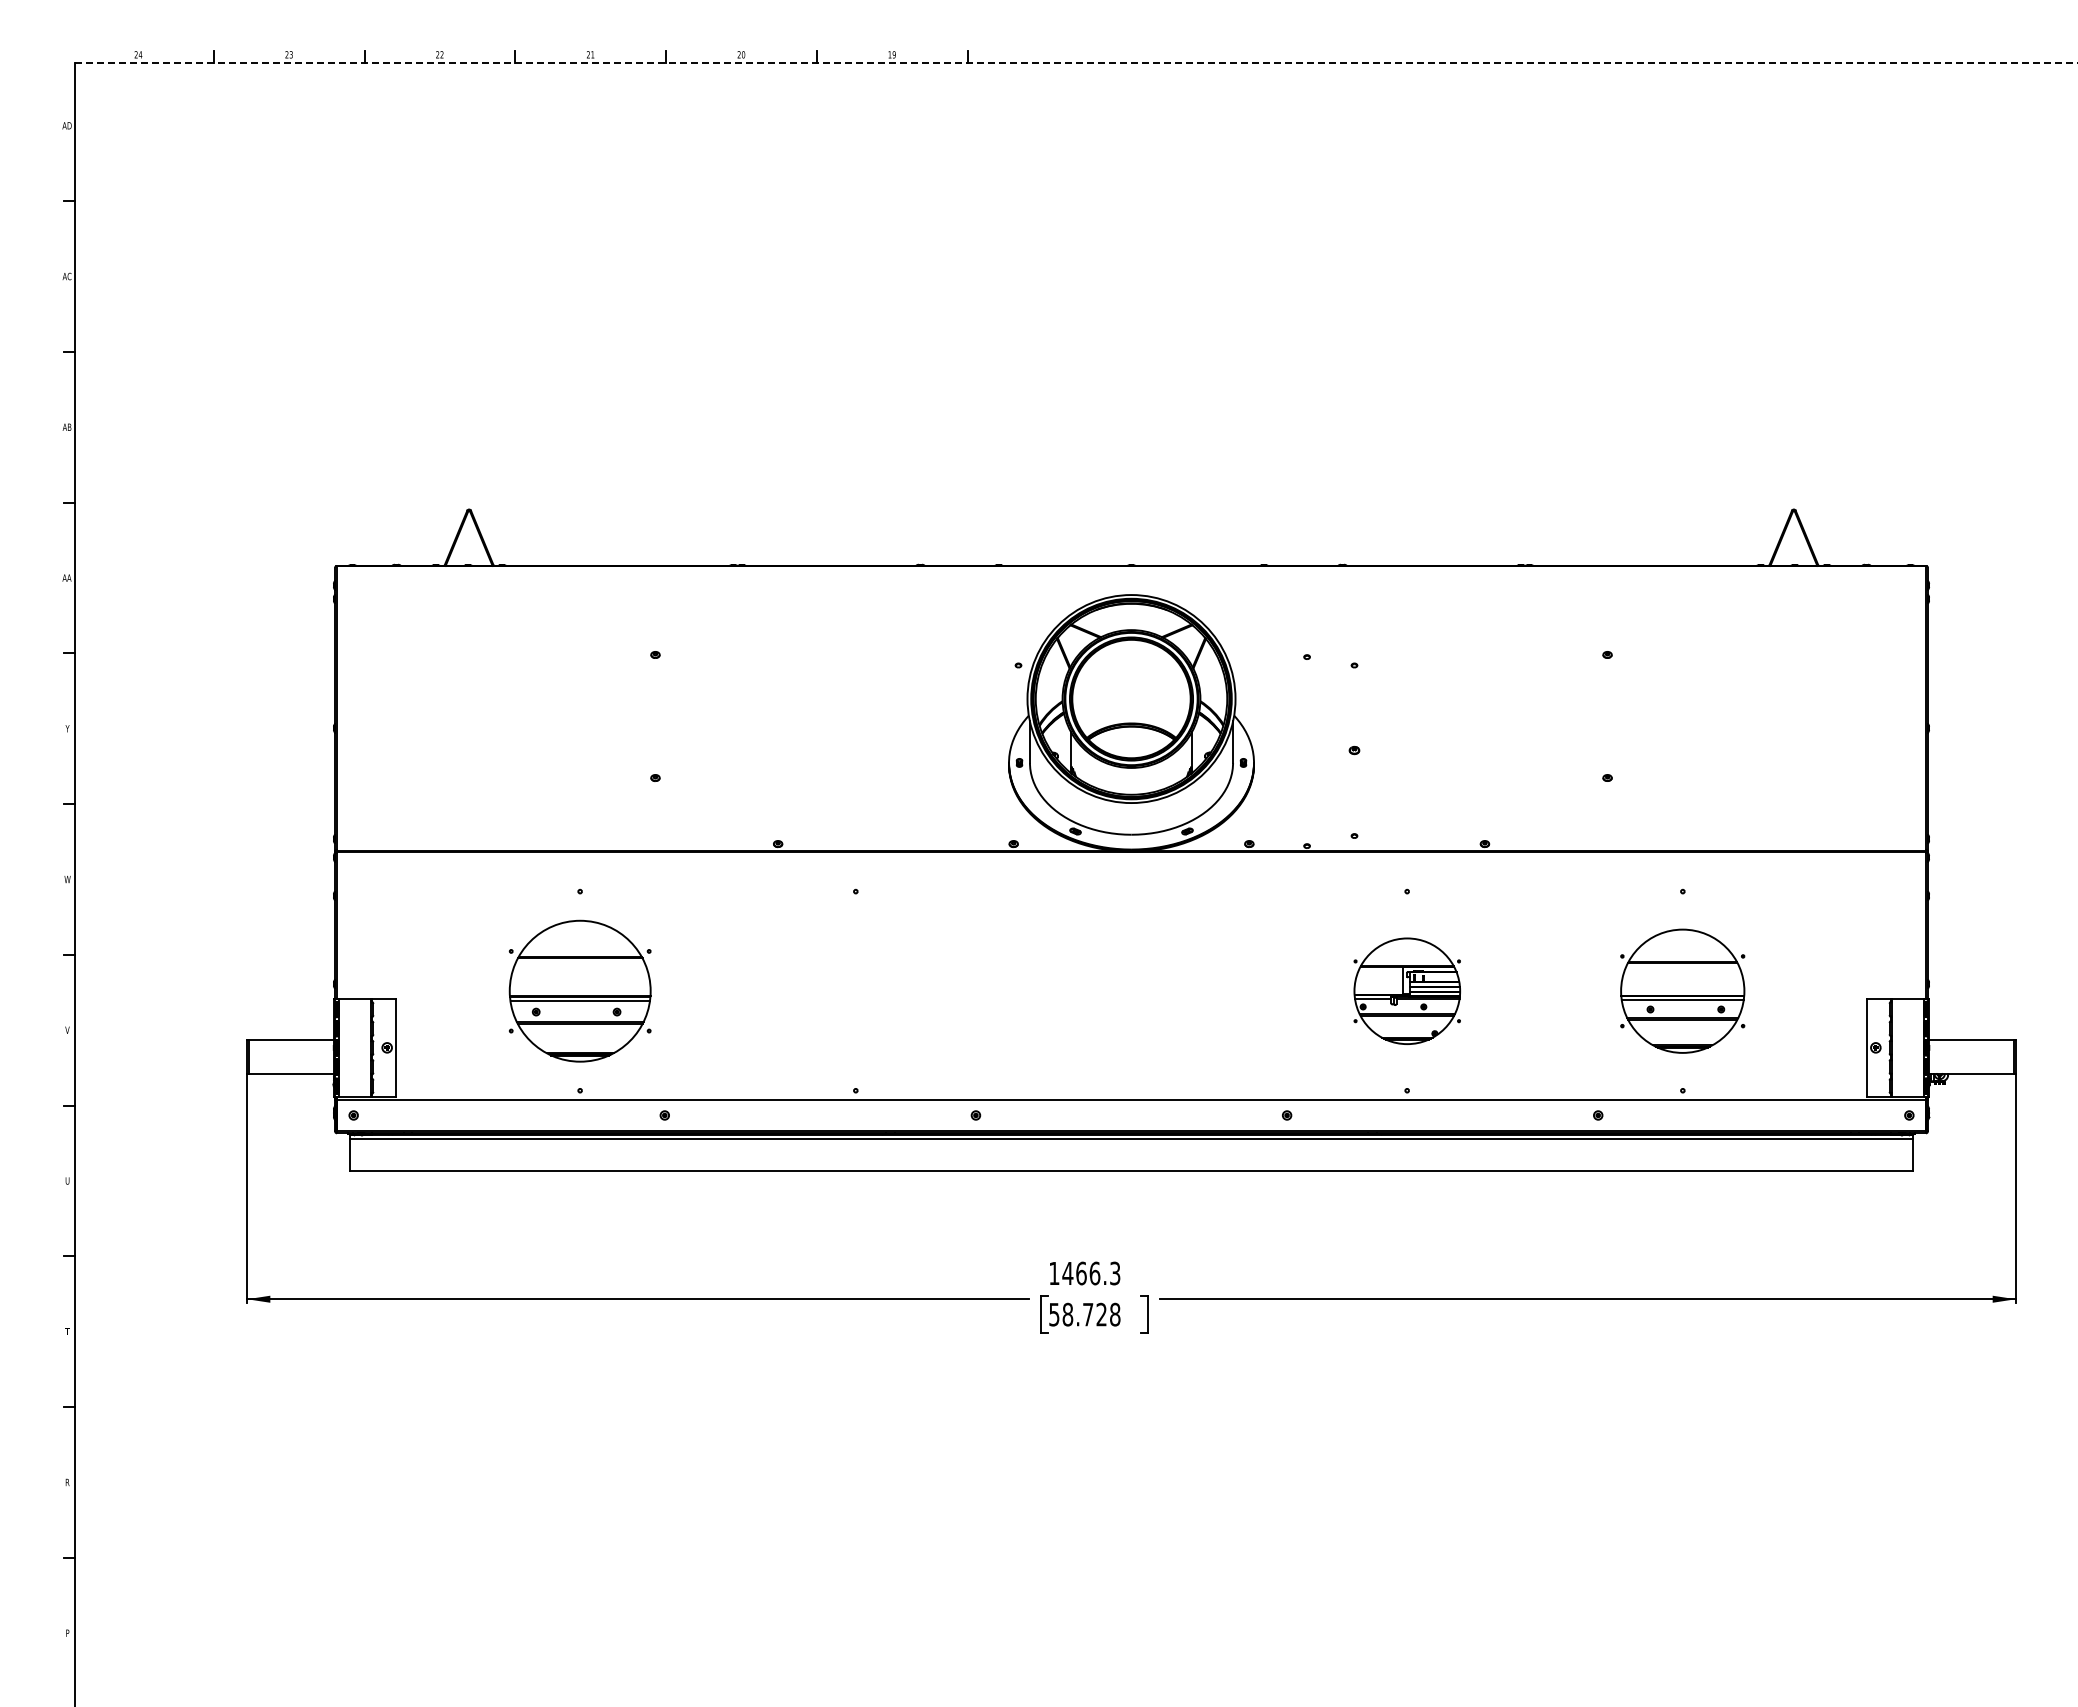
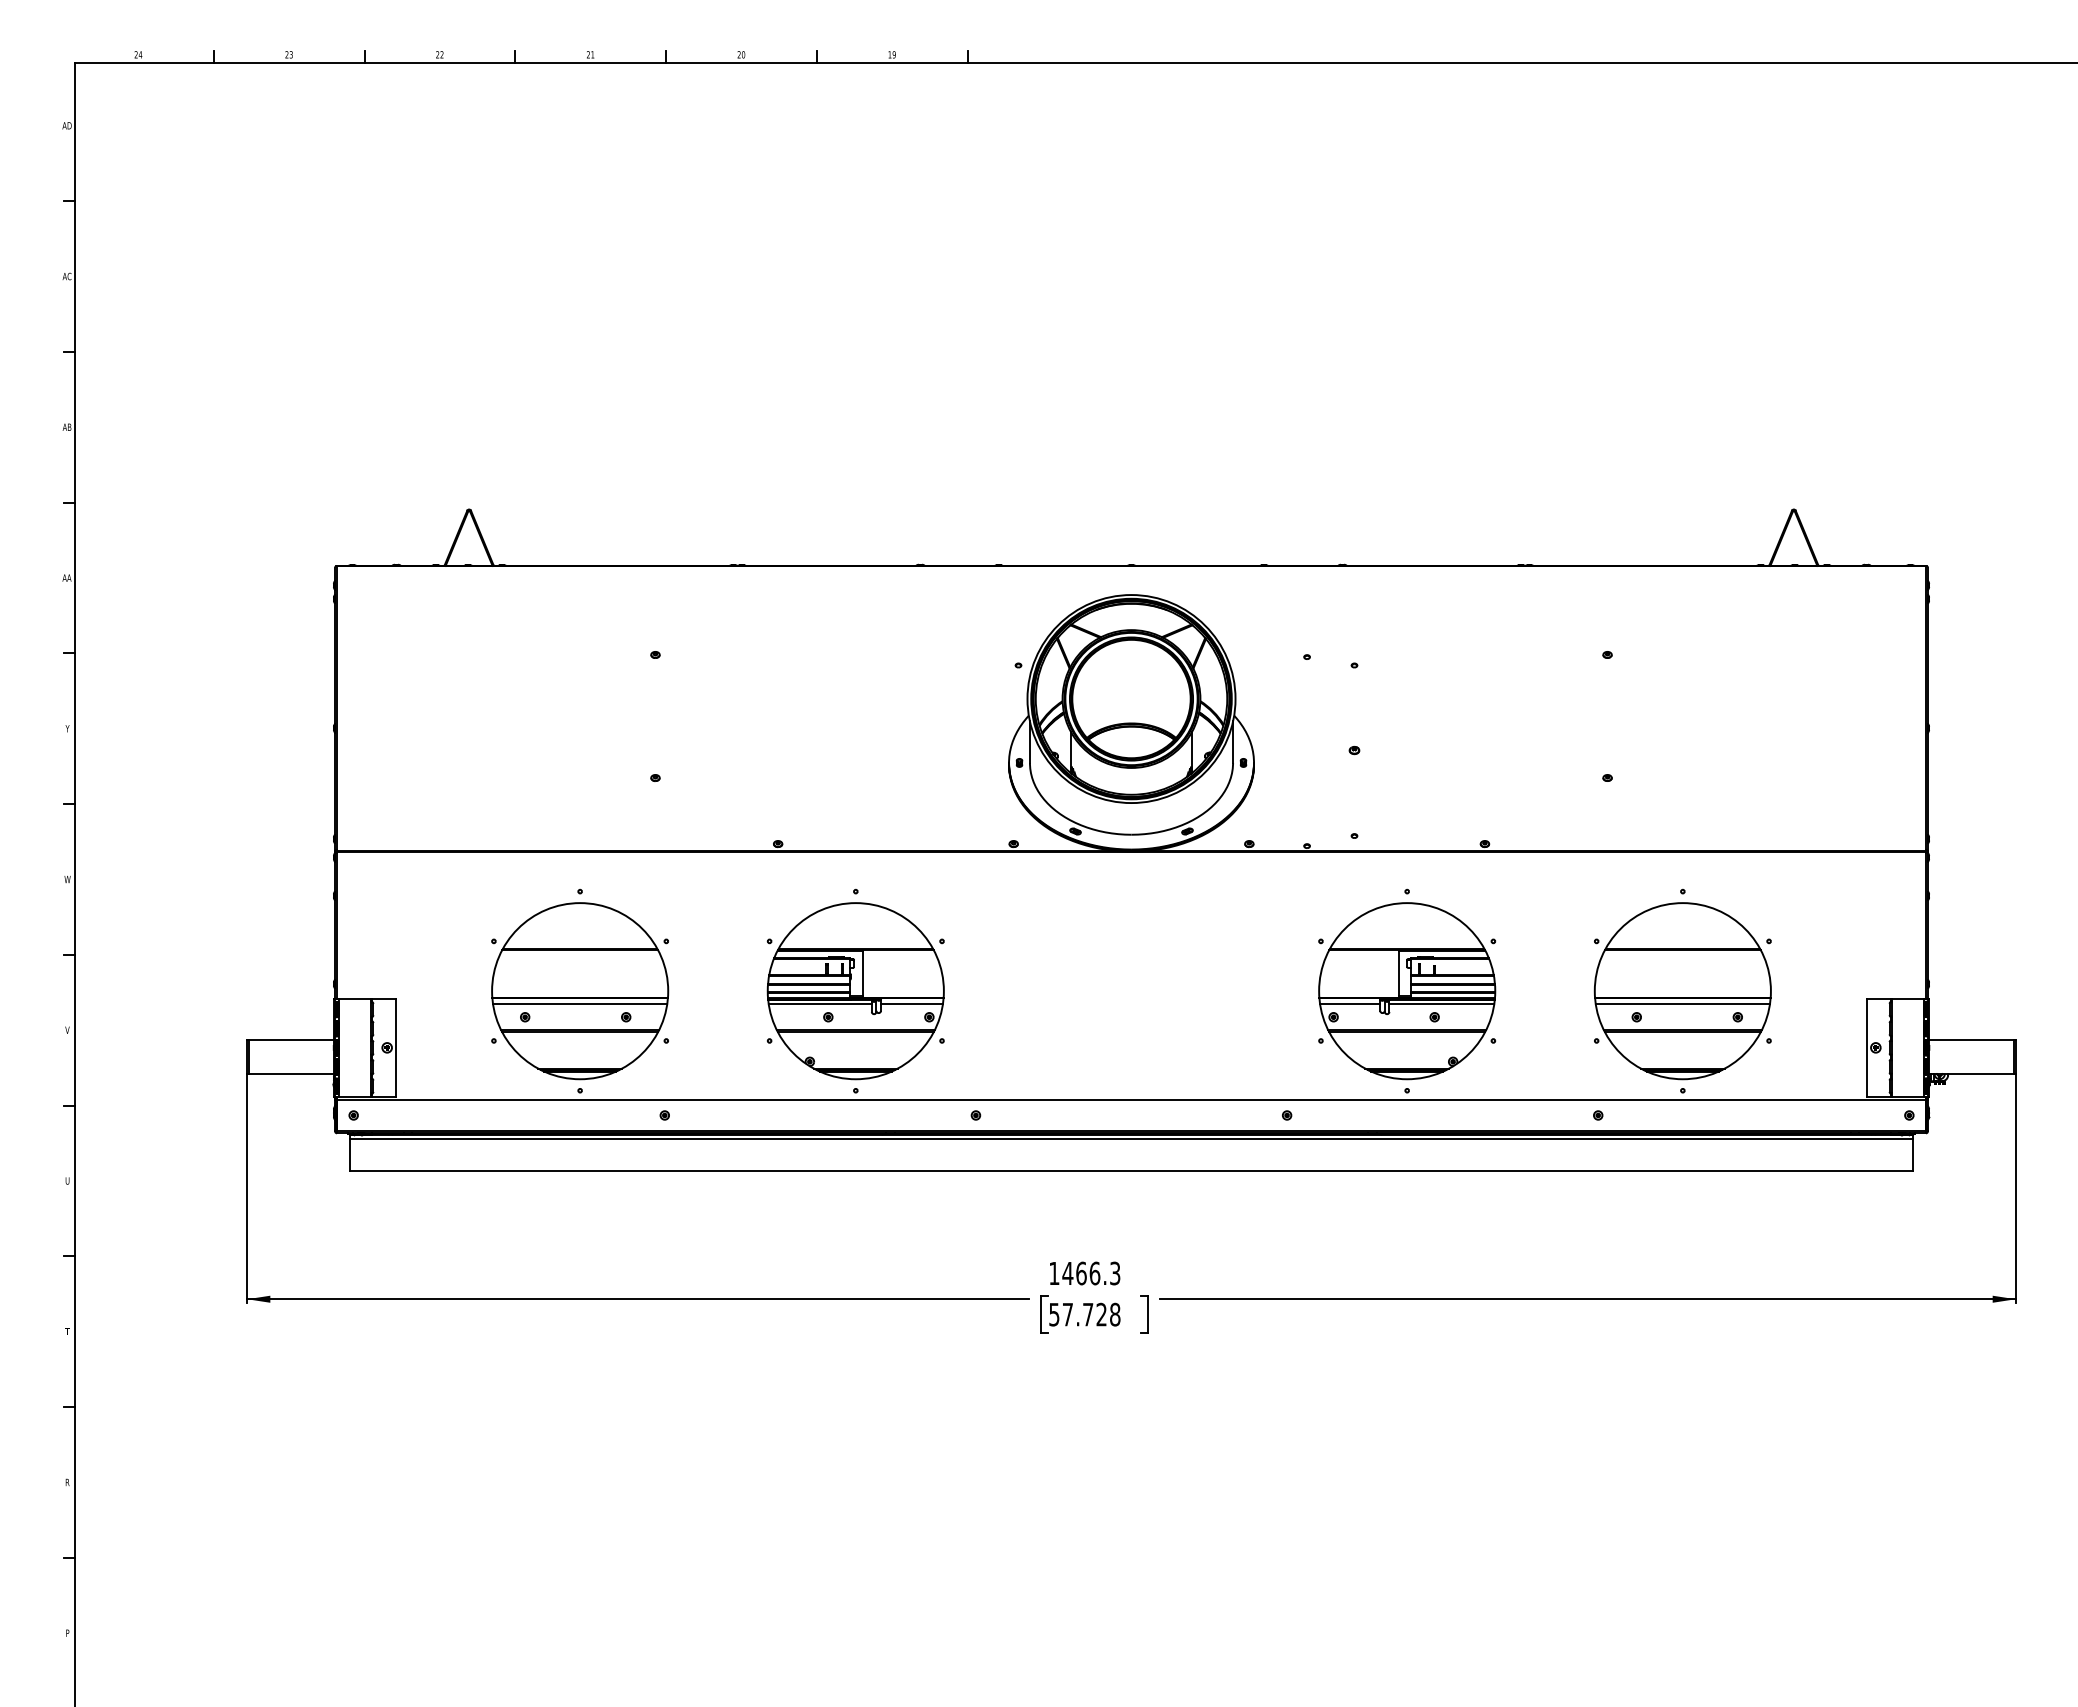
line: dashed -> solid (1076, 62)
part size: 144x144 px -> 179x179 px (580, 991)
part size: 108x108 px -> 179x179 px (1407, 991)
part size: 126x126 px -> 179x179 px (1682, 991)
part: none -> present (855, 991)
text: 58.728 -> 57.728 (1067, 1314)
